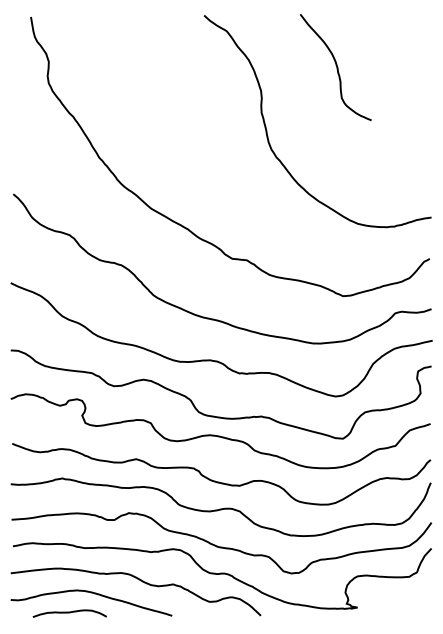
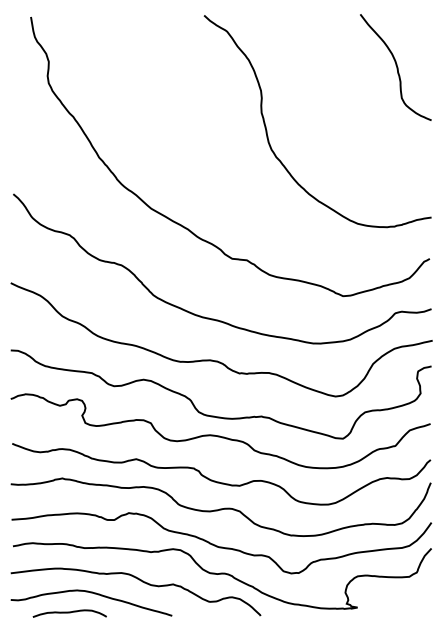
curve position: (336, 67) -> (396, 67) (396, 67)
